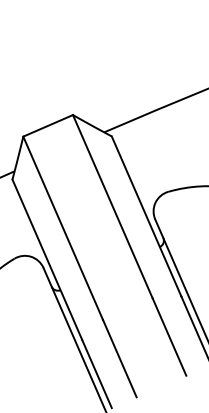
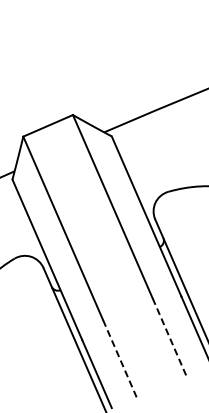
line: solid -> dashed (169, 337)
line: solid -> dashed (119, 358)
